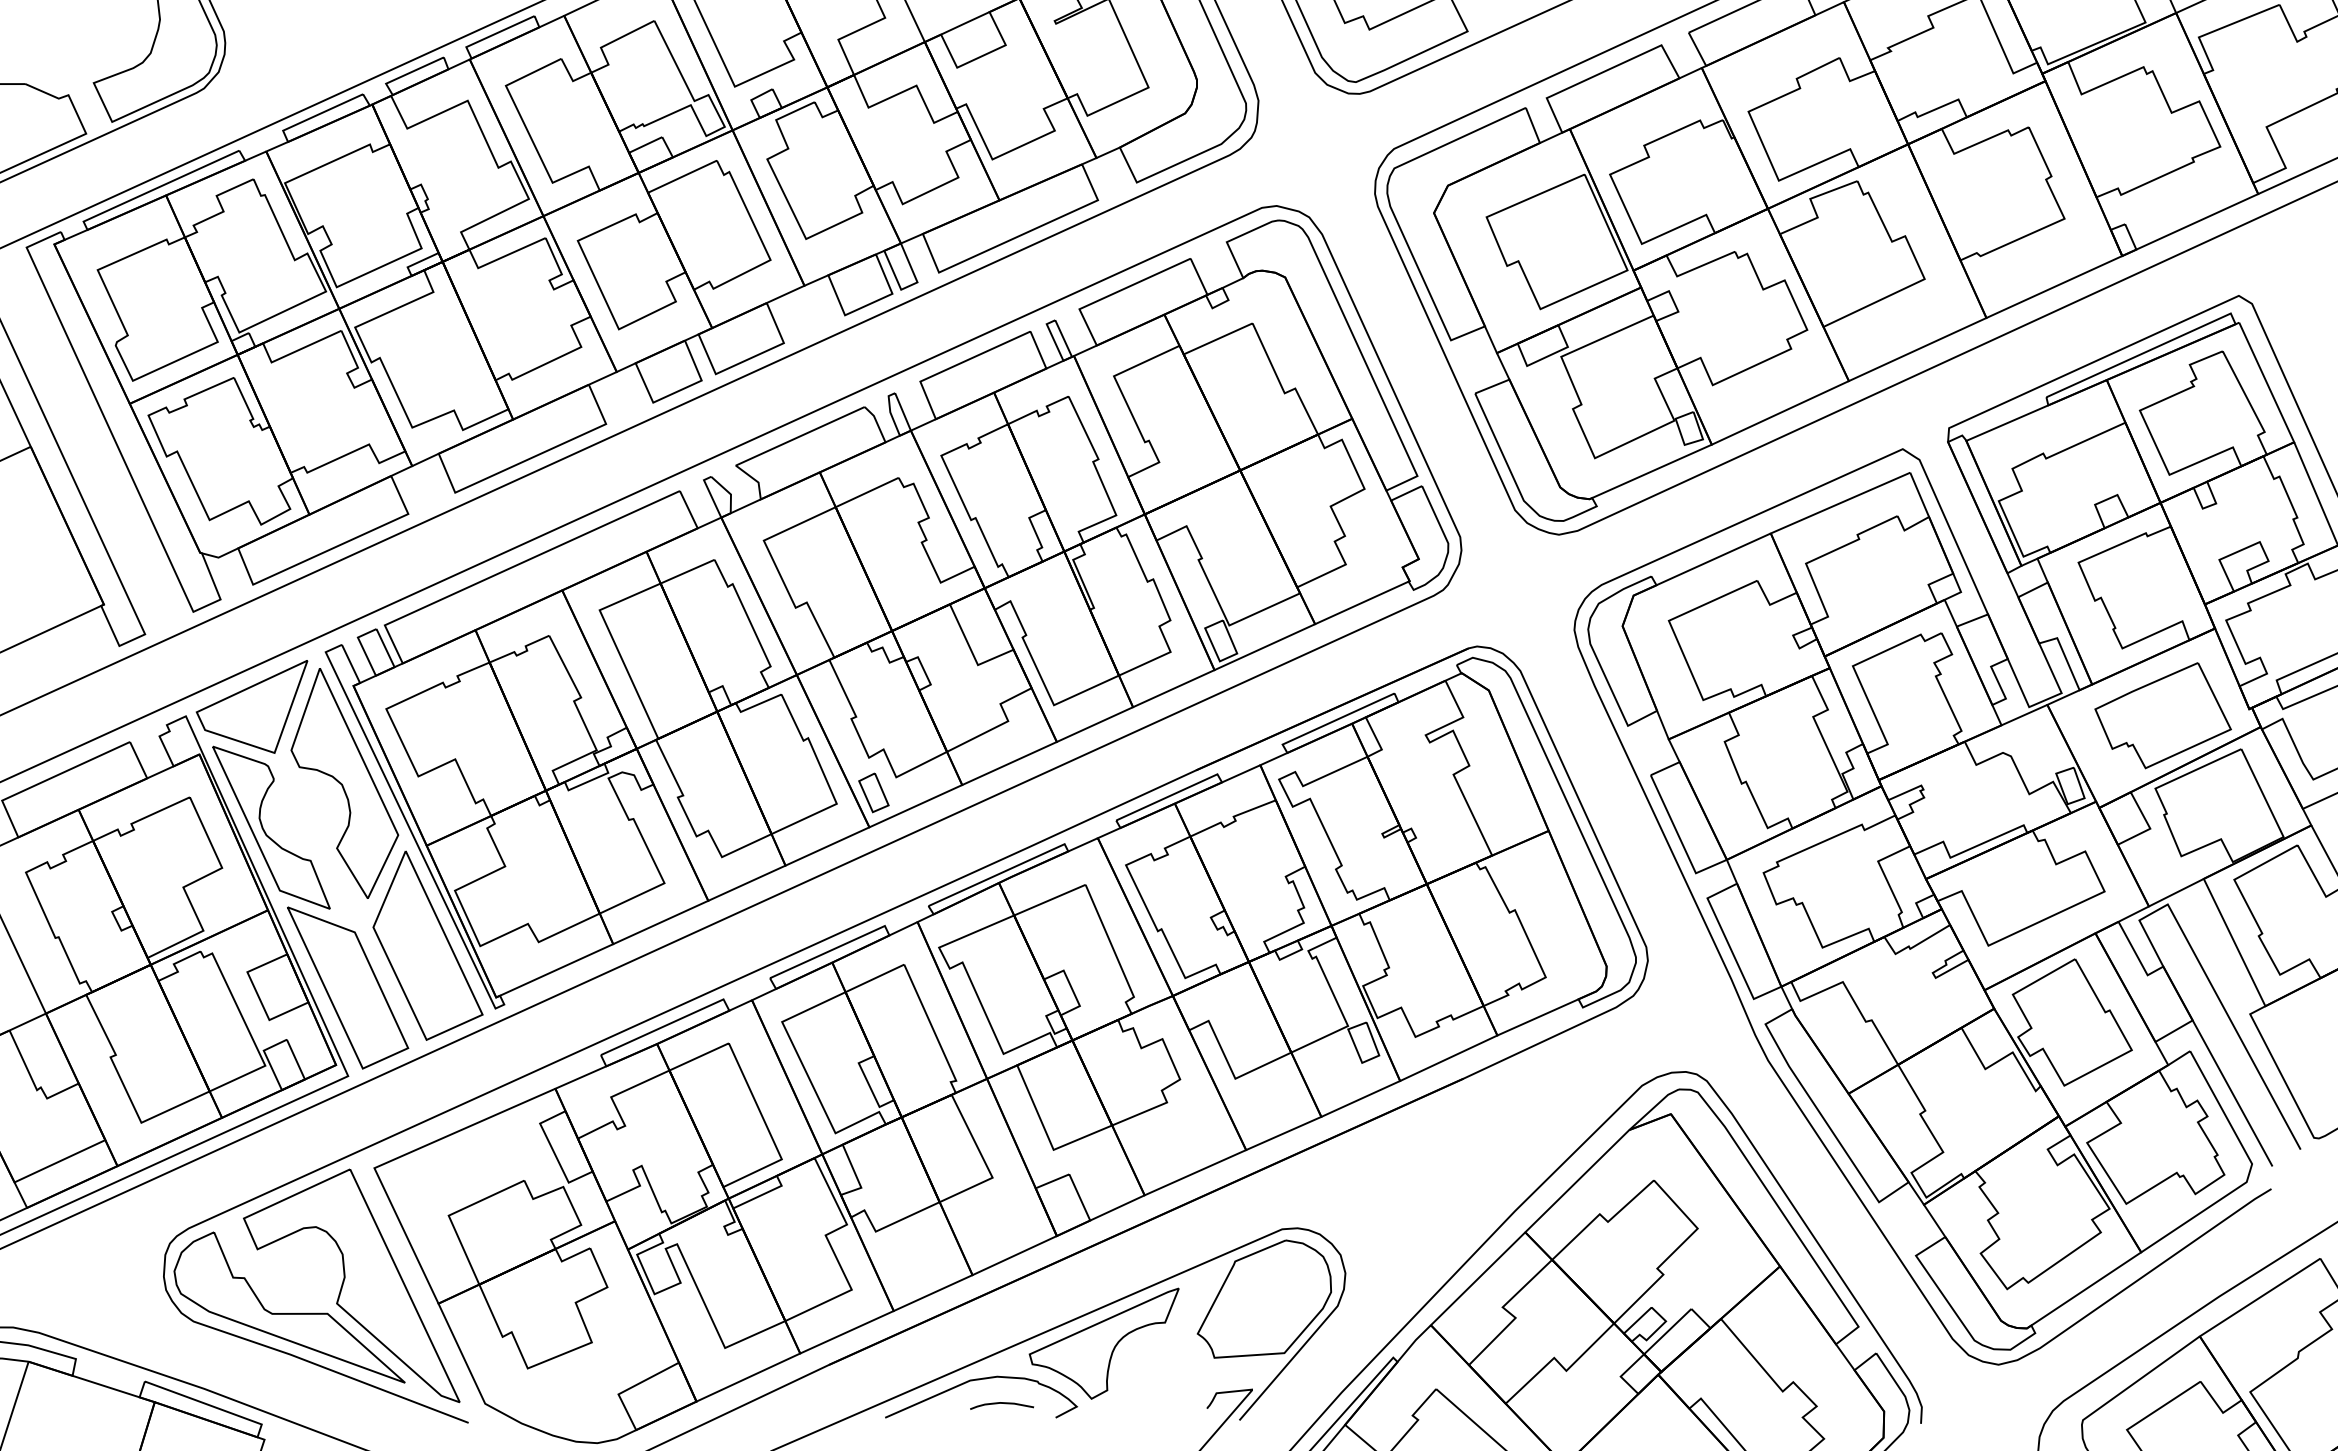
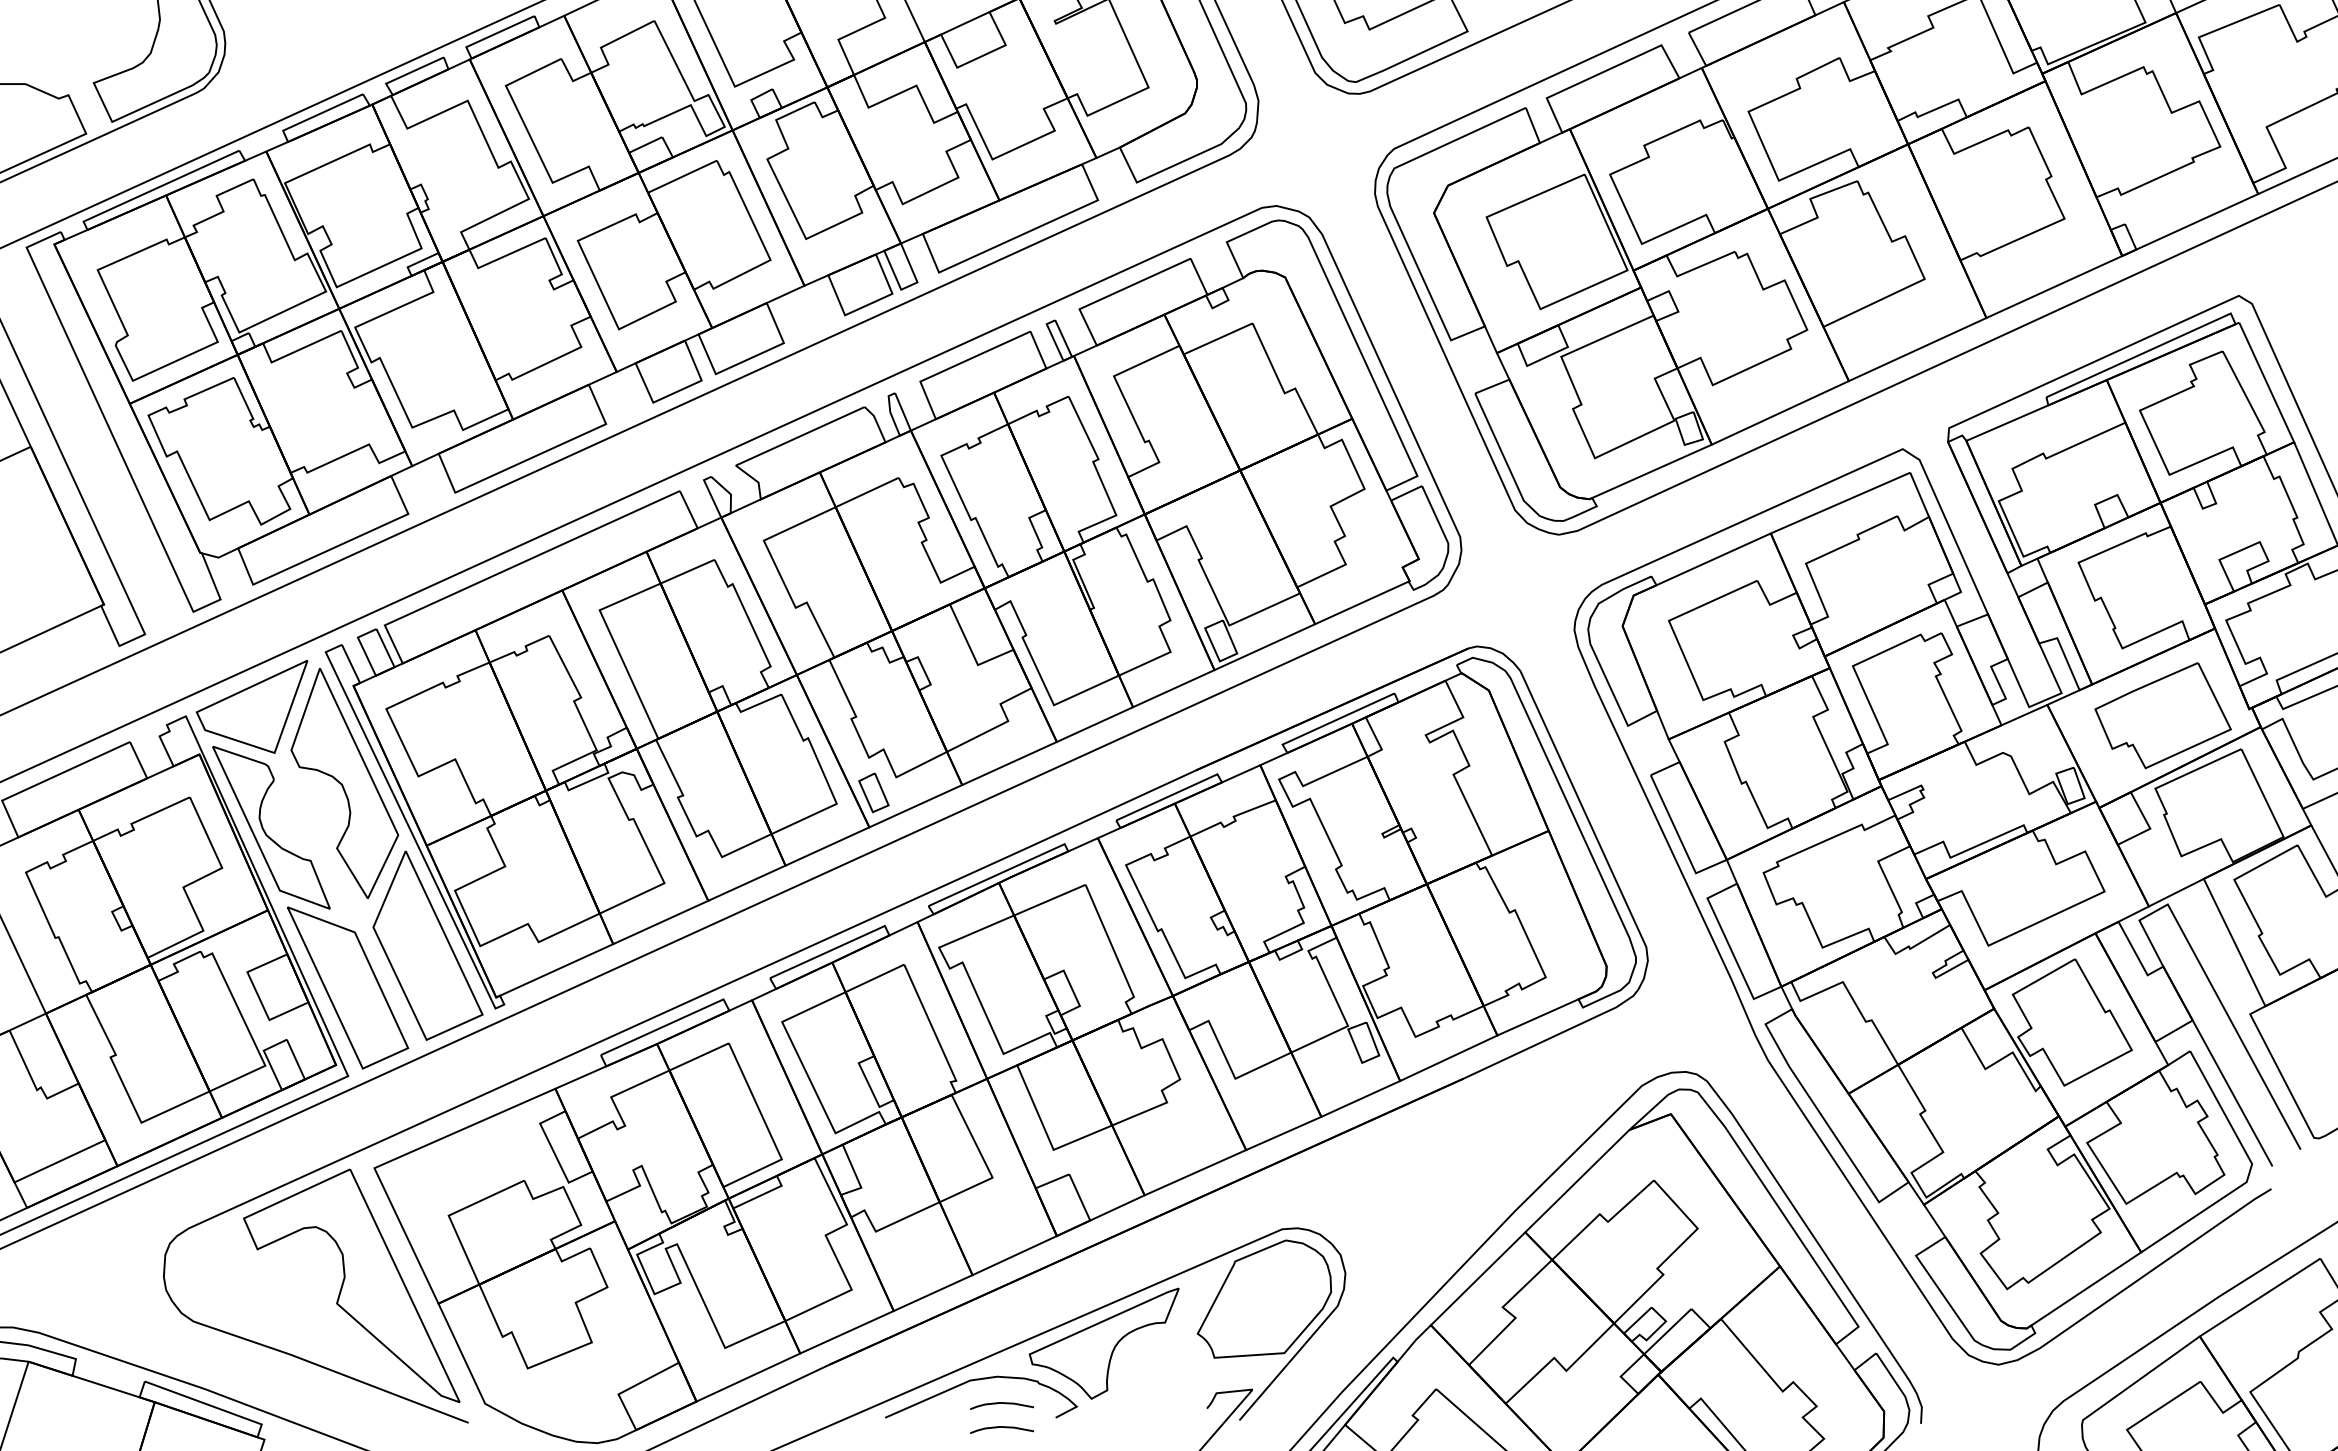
part: present -> none (289, 1307)
curve: none -> present (1002, 1427)
